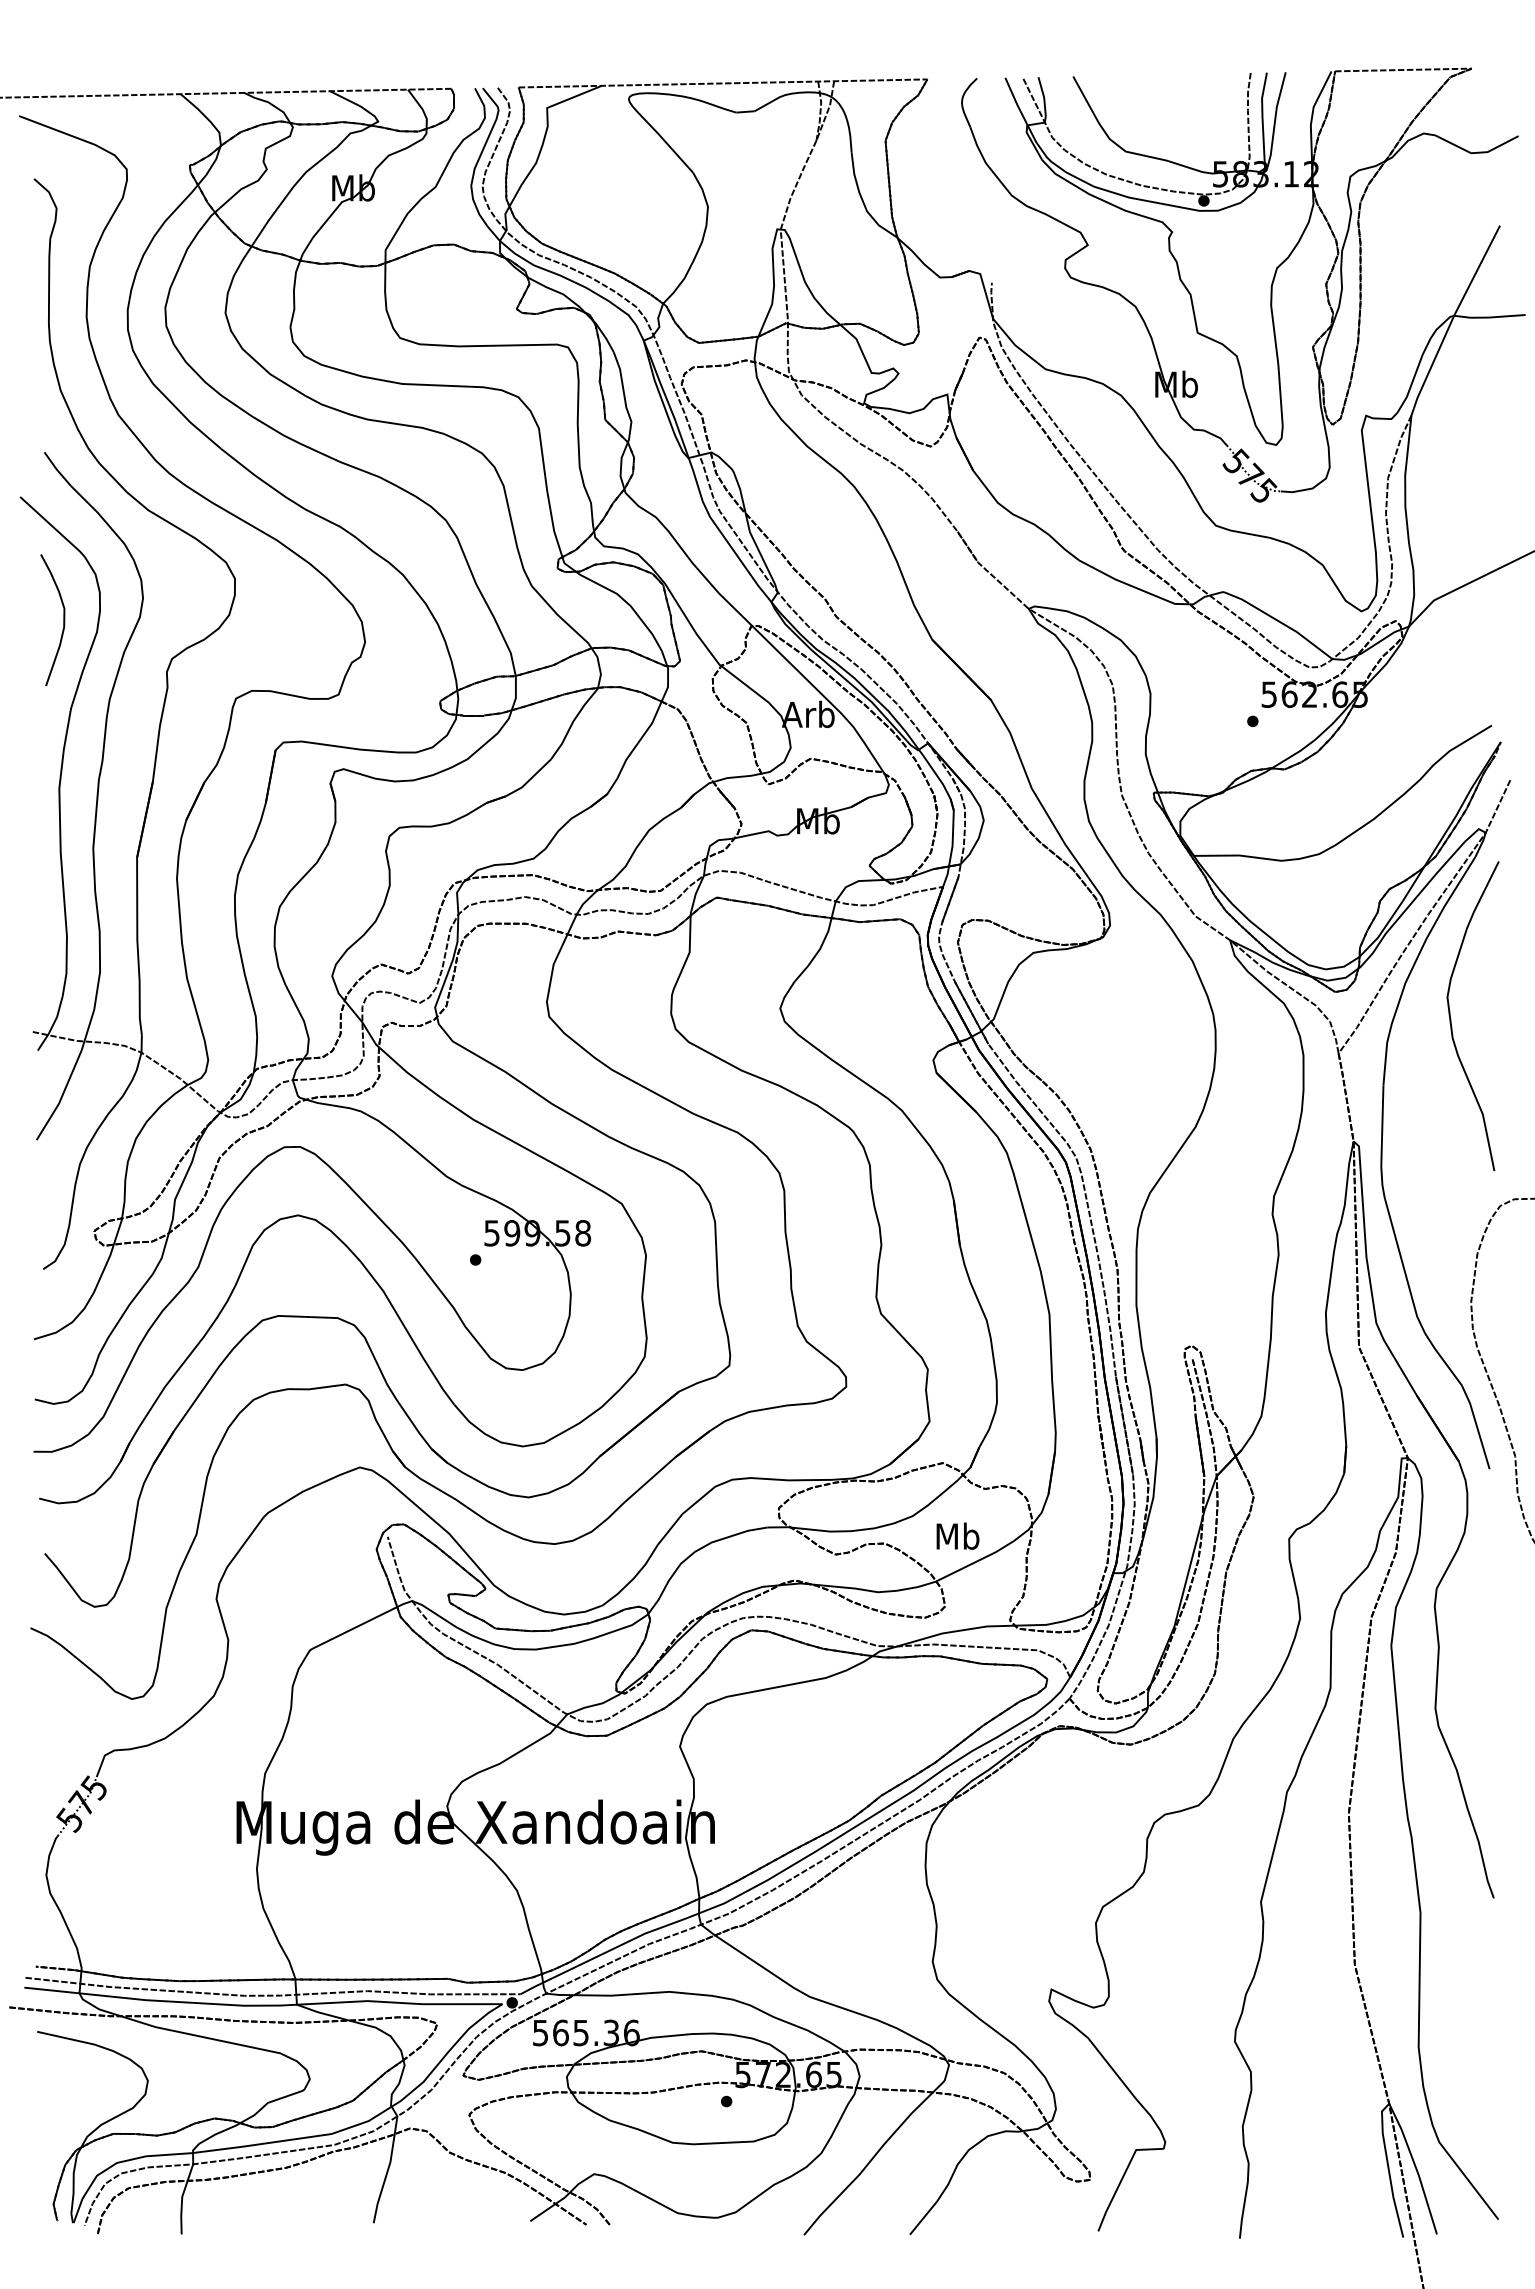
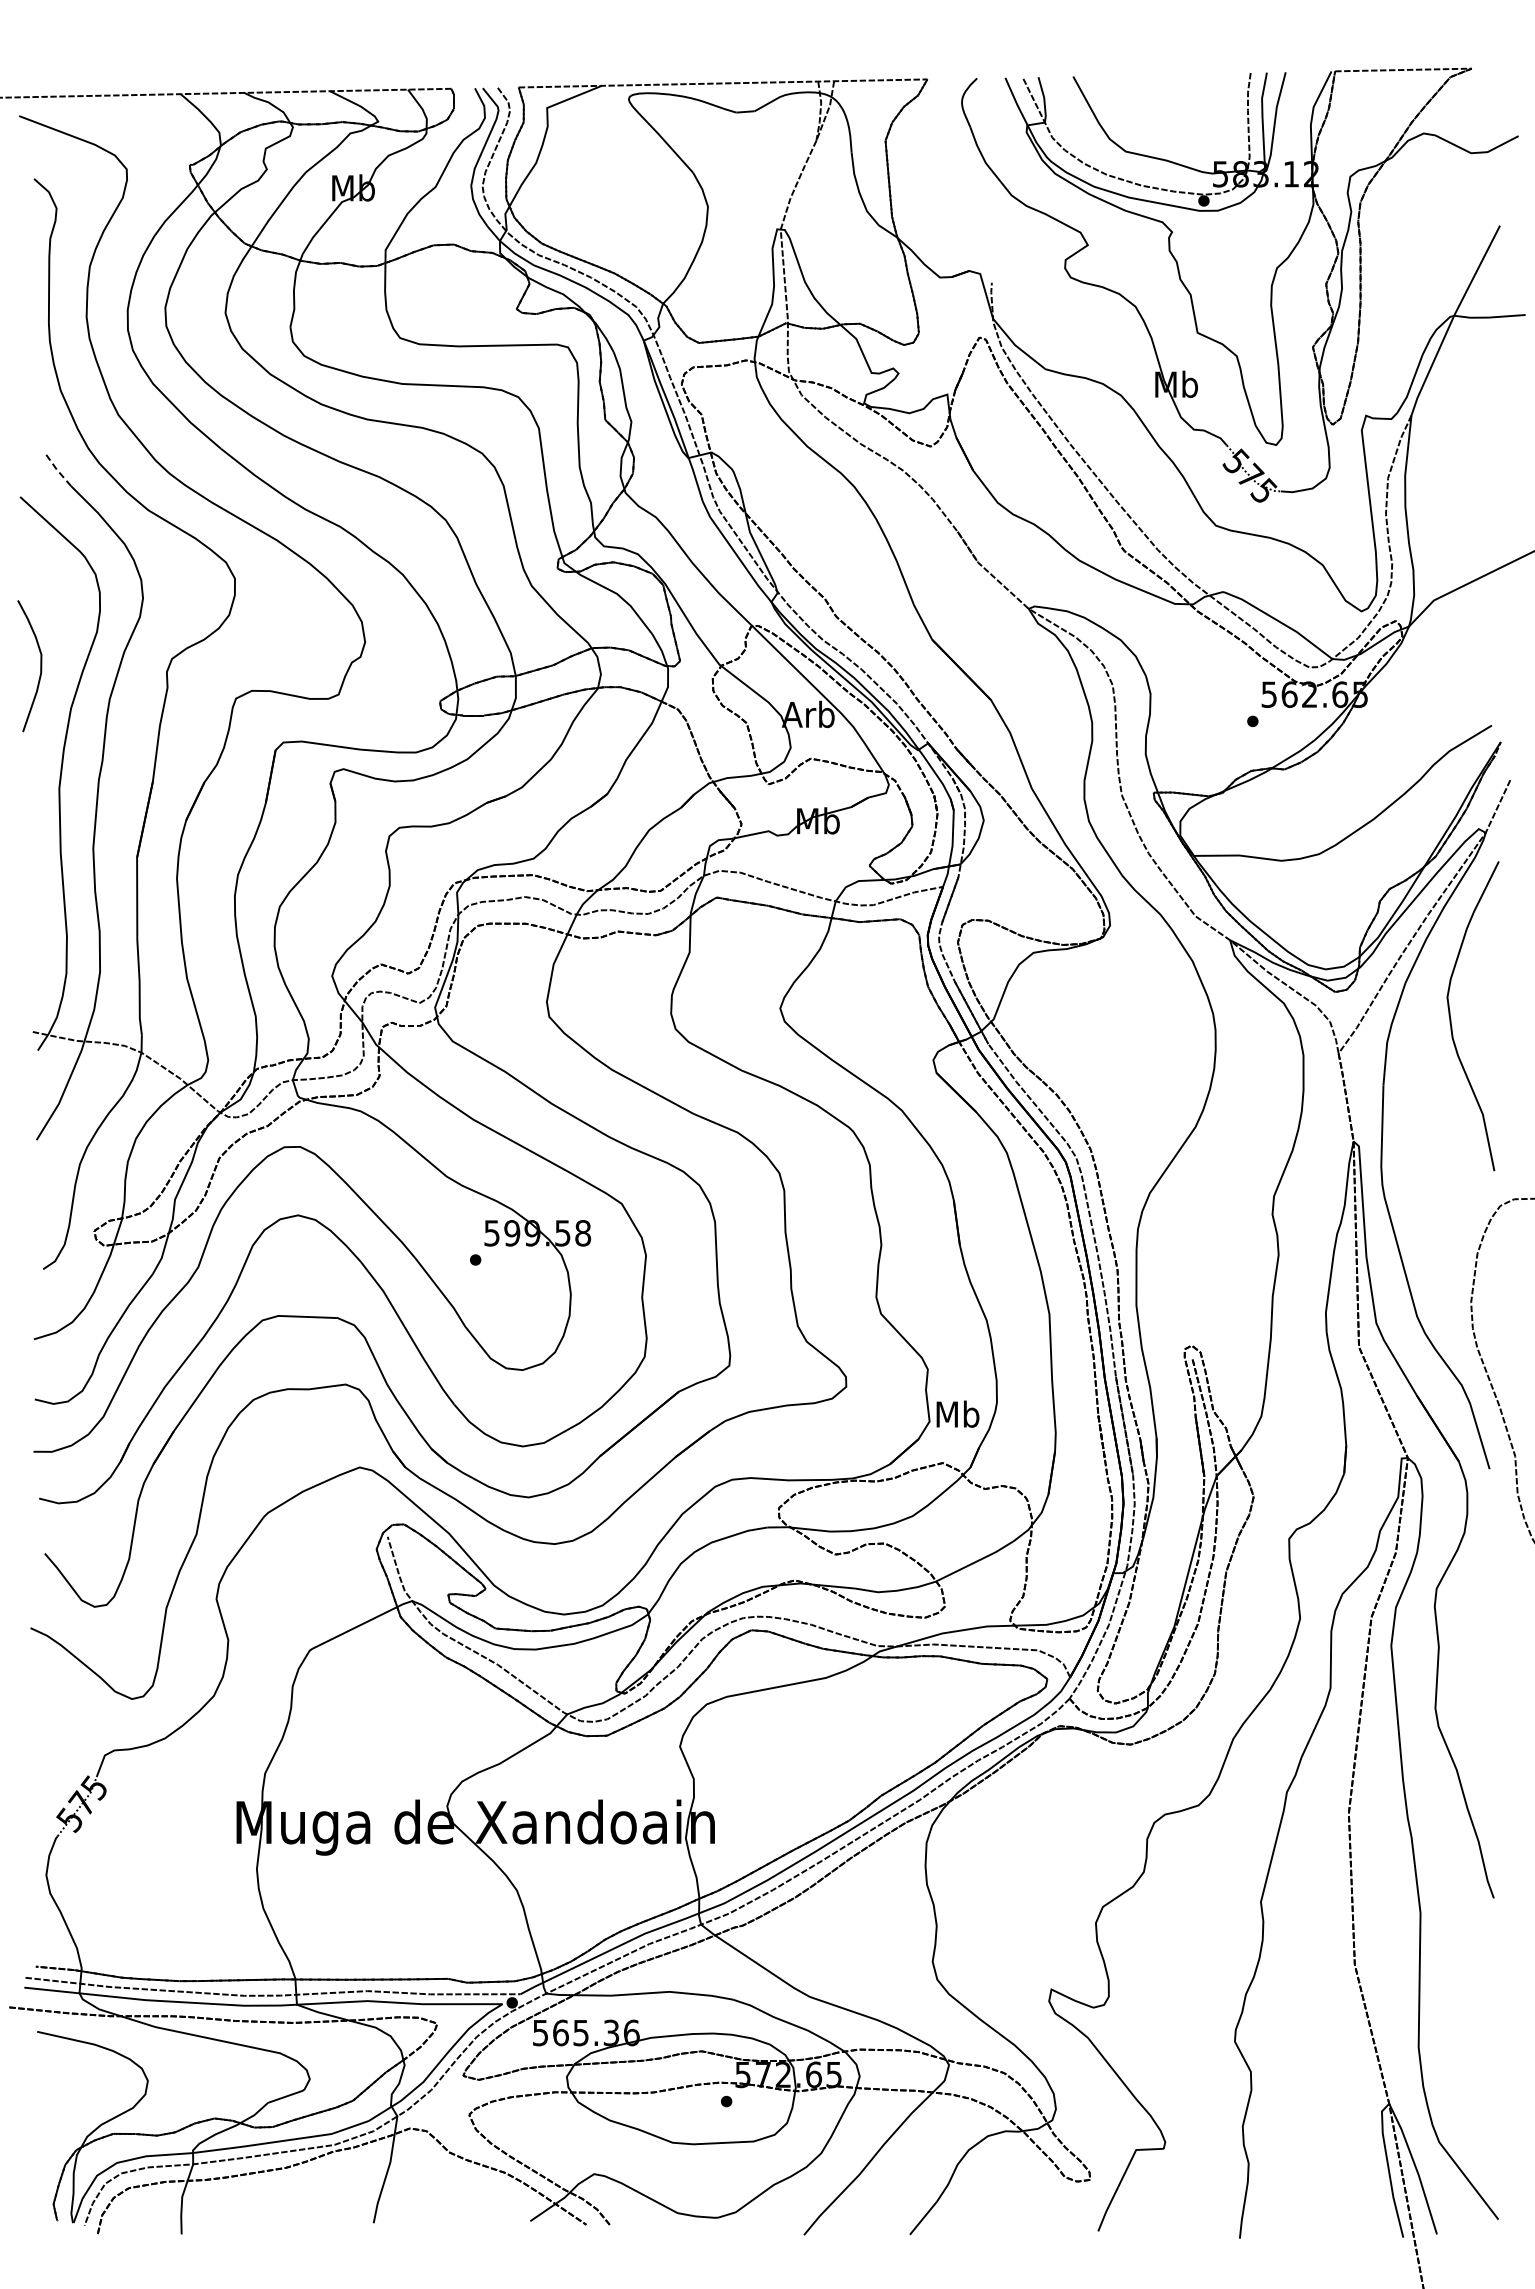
line: solid -> dashed (56, 469)
curve position: (63, 620) -> (40, 666) (40, 666)
text position: (957, 1535) -> (957, 1413) (957, 1413)
